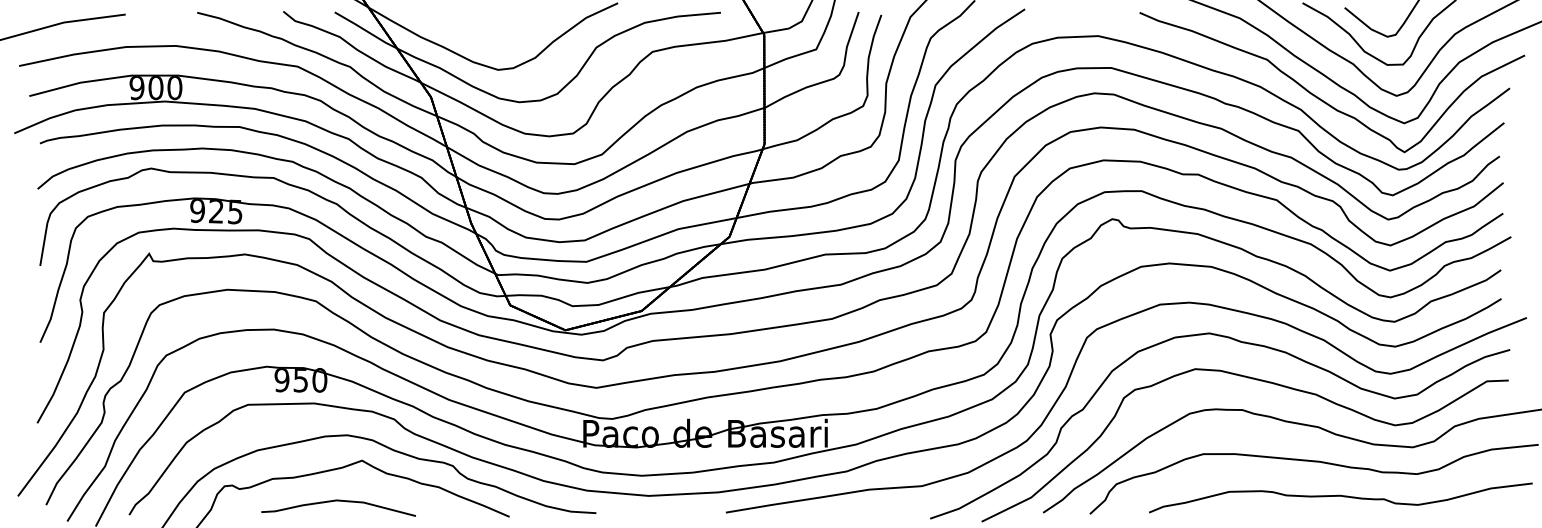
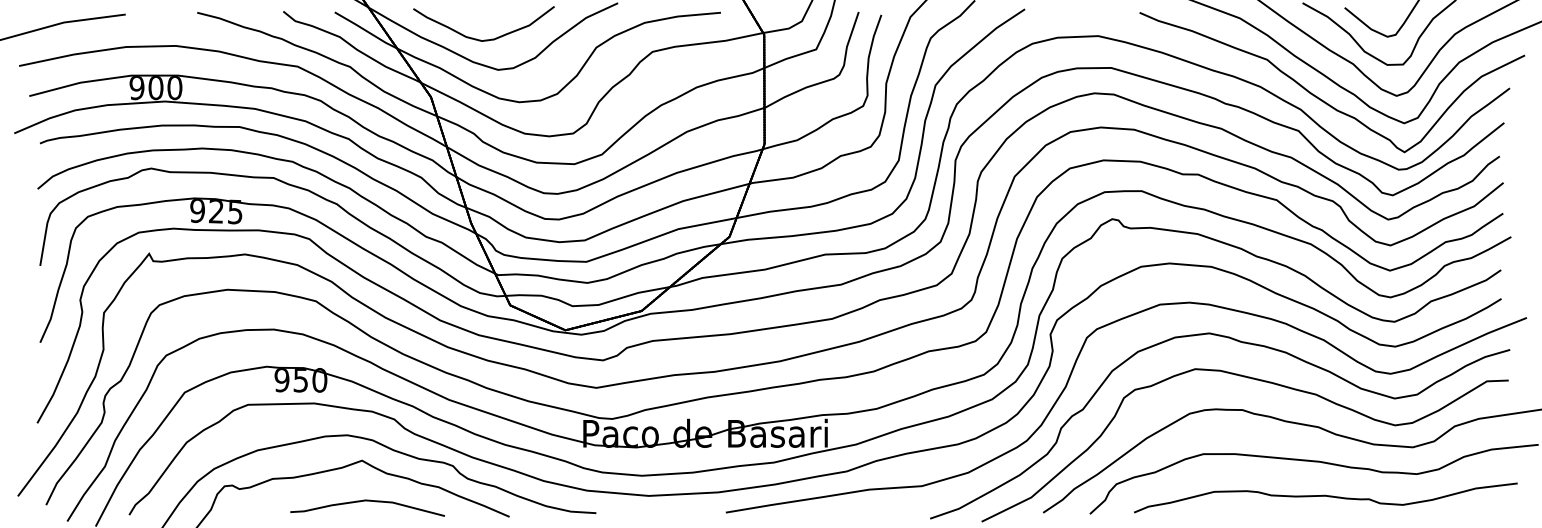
part: none -> present (484, 39)
part position: (1340, 497) -> (1325, 497) (1325, 497)
curve position: (338, 501) -> (367, 501) (367, 501)
